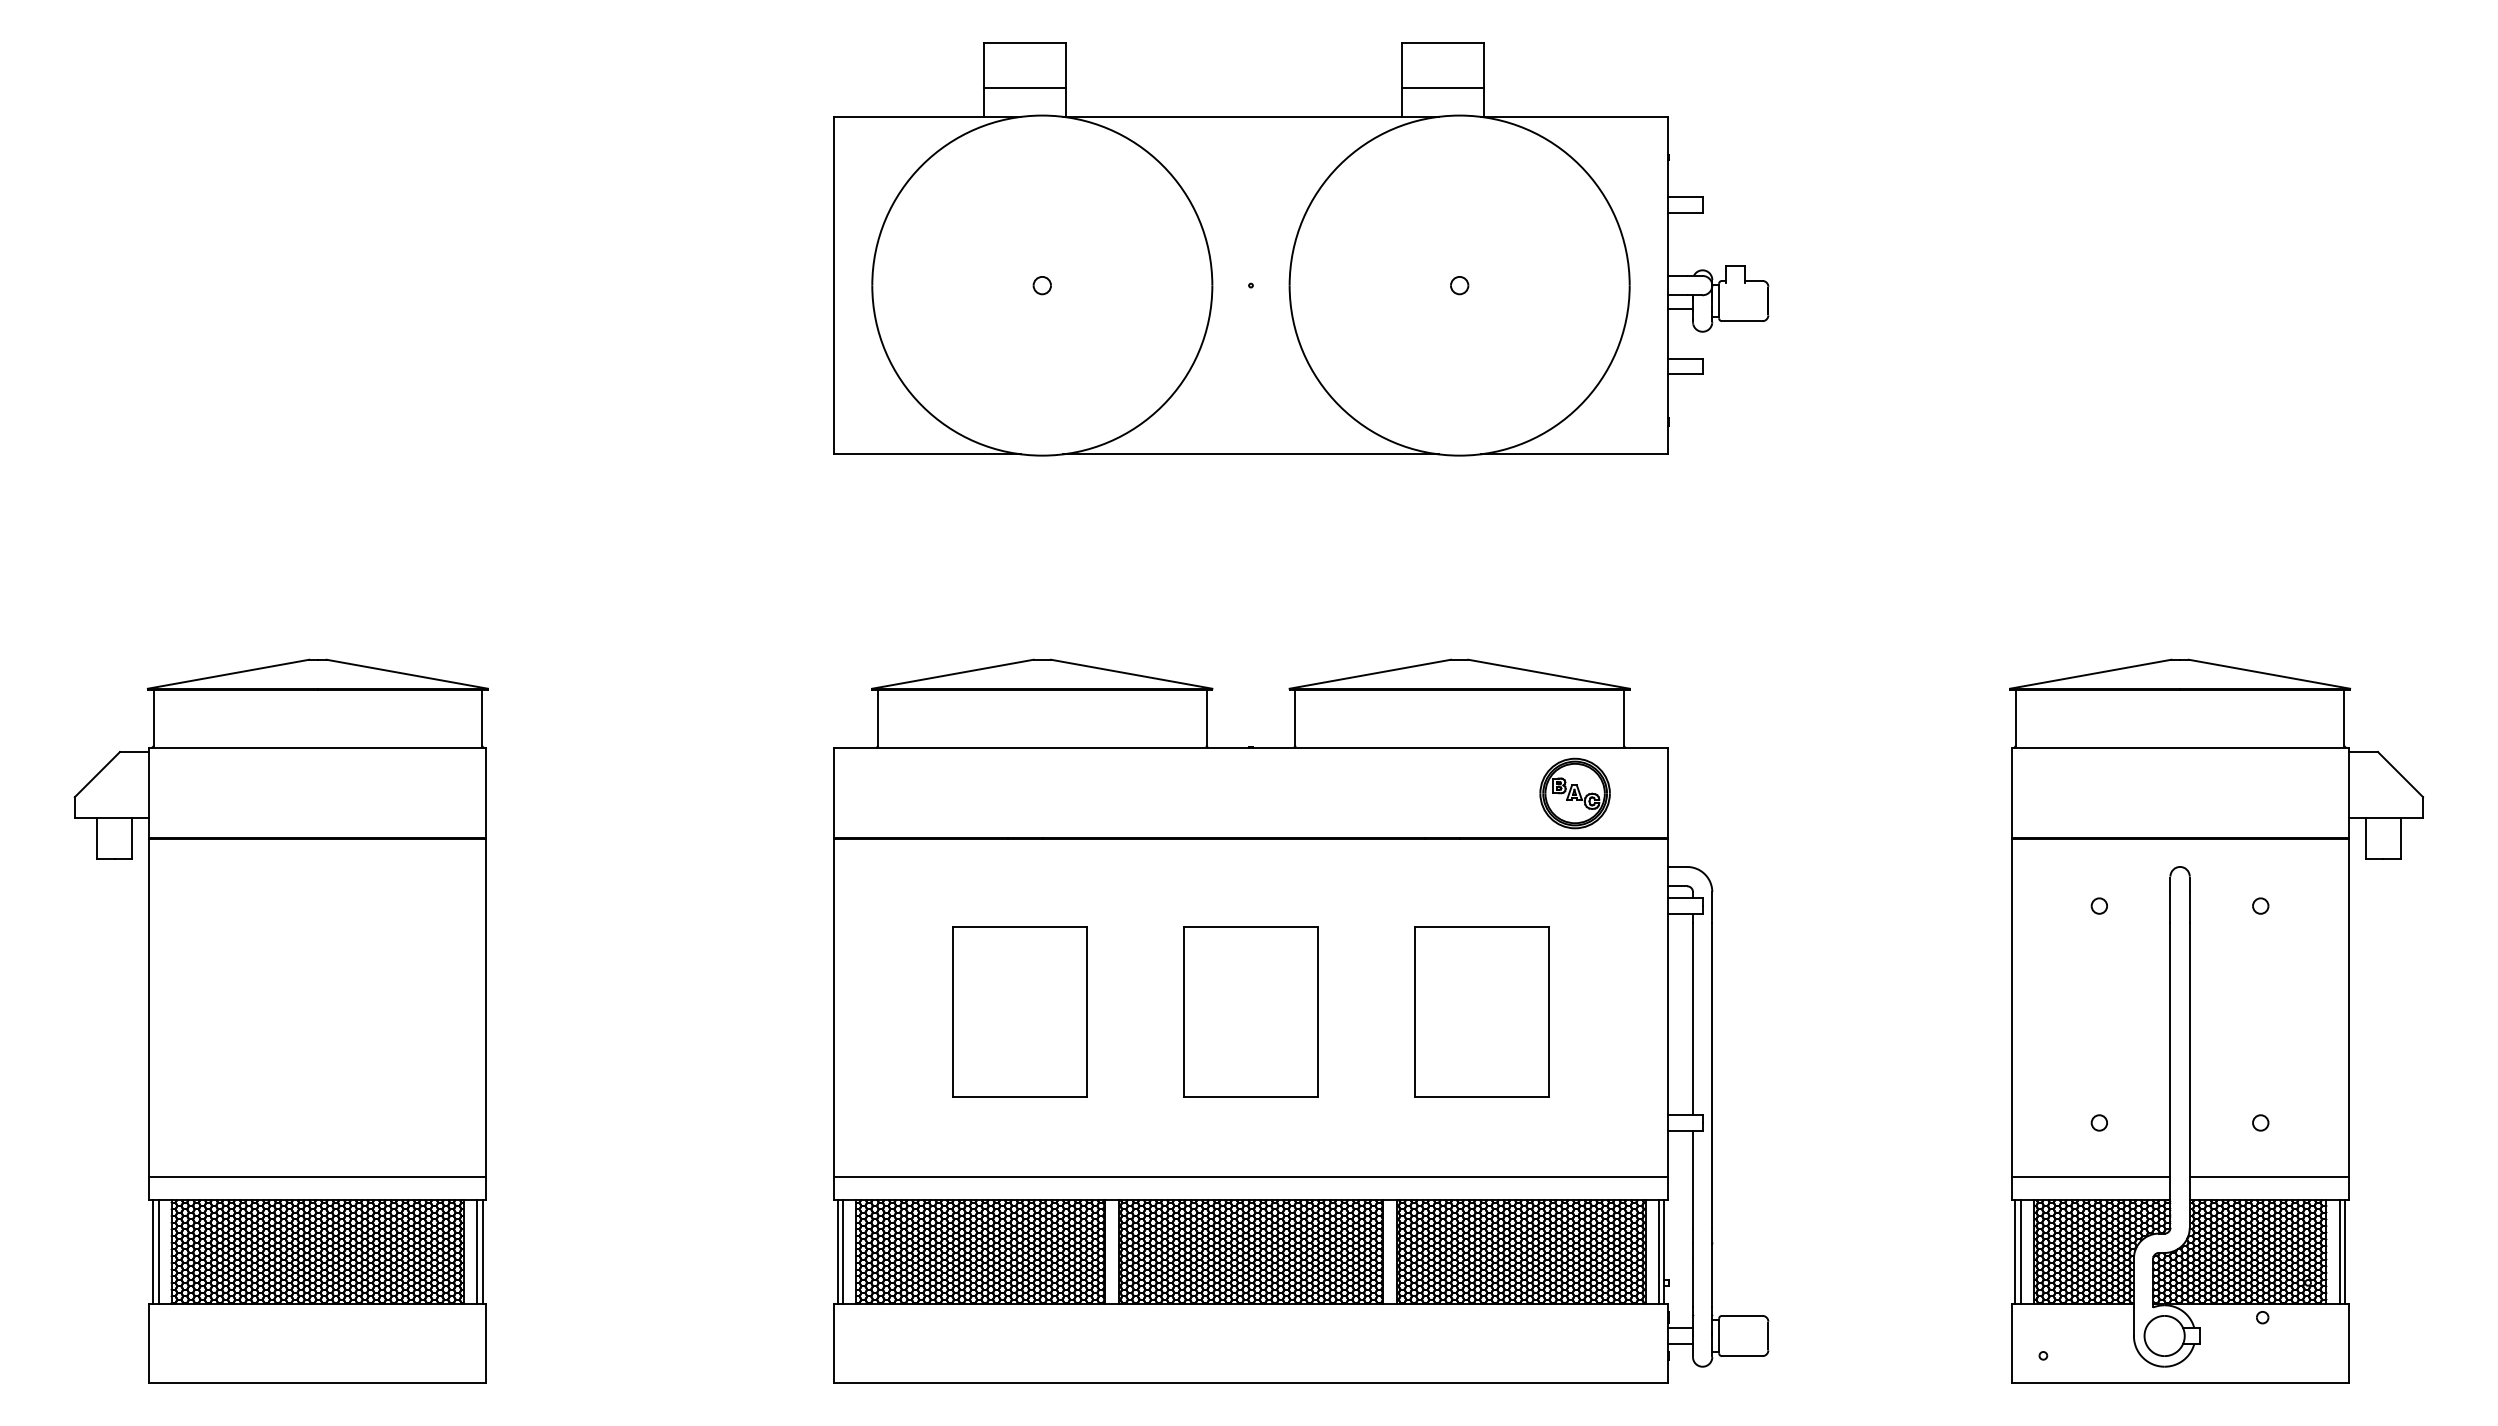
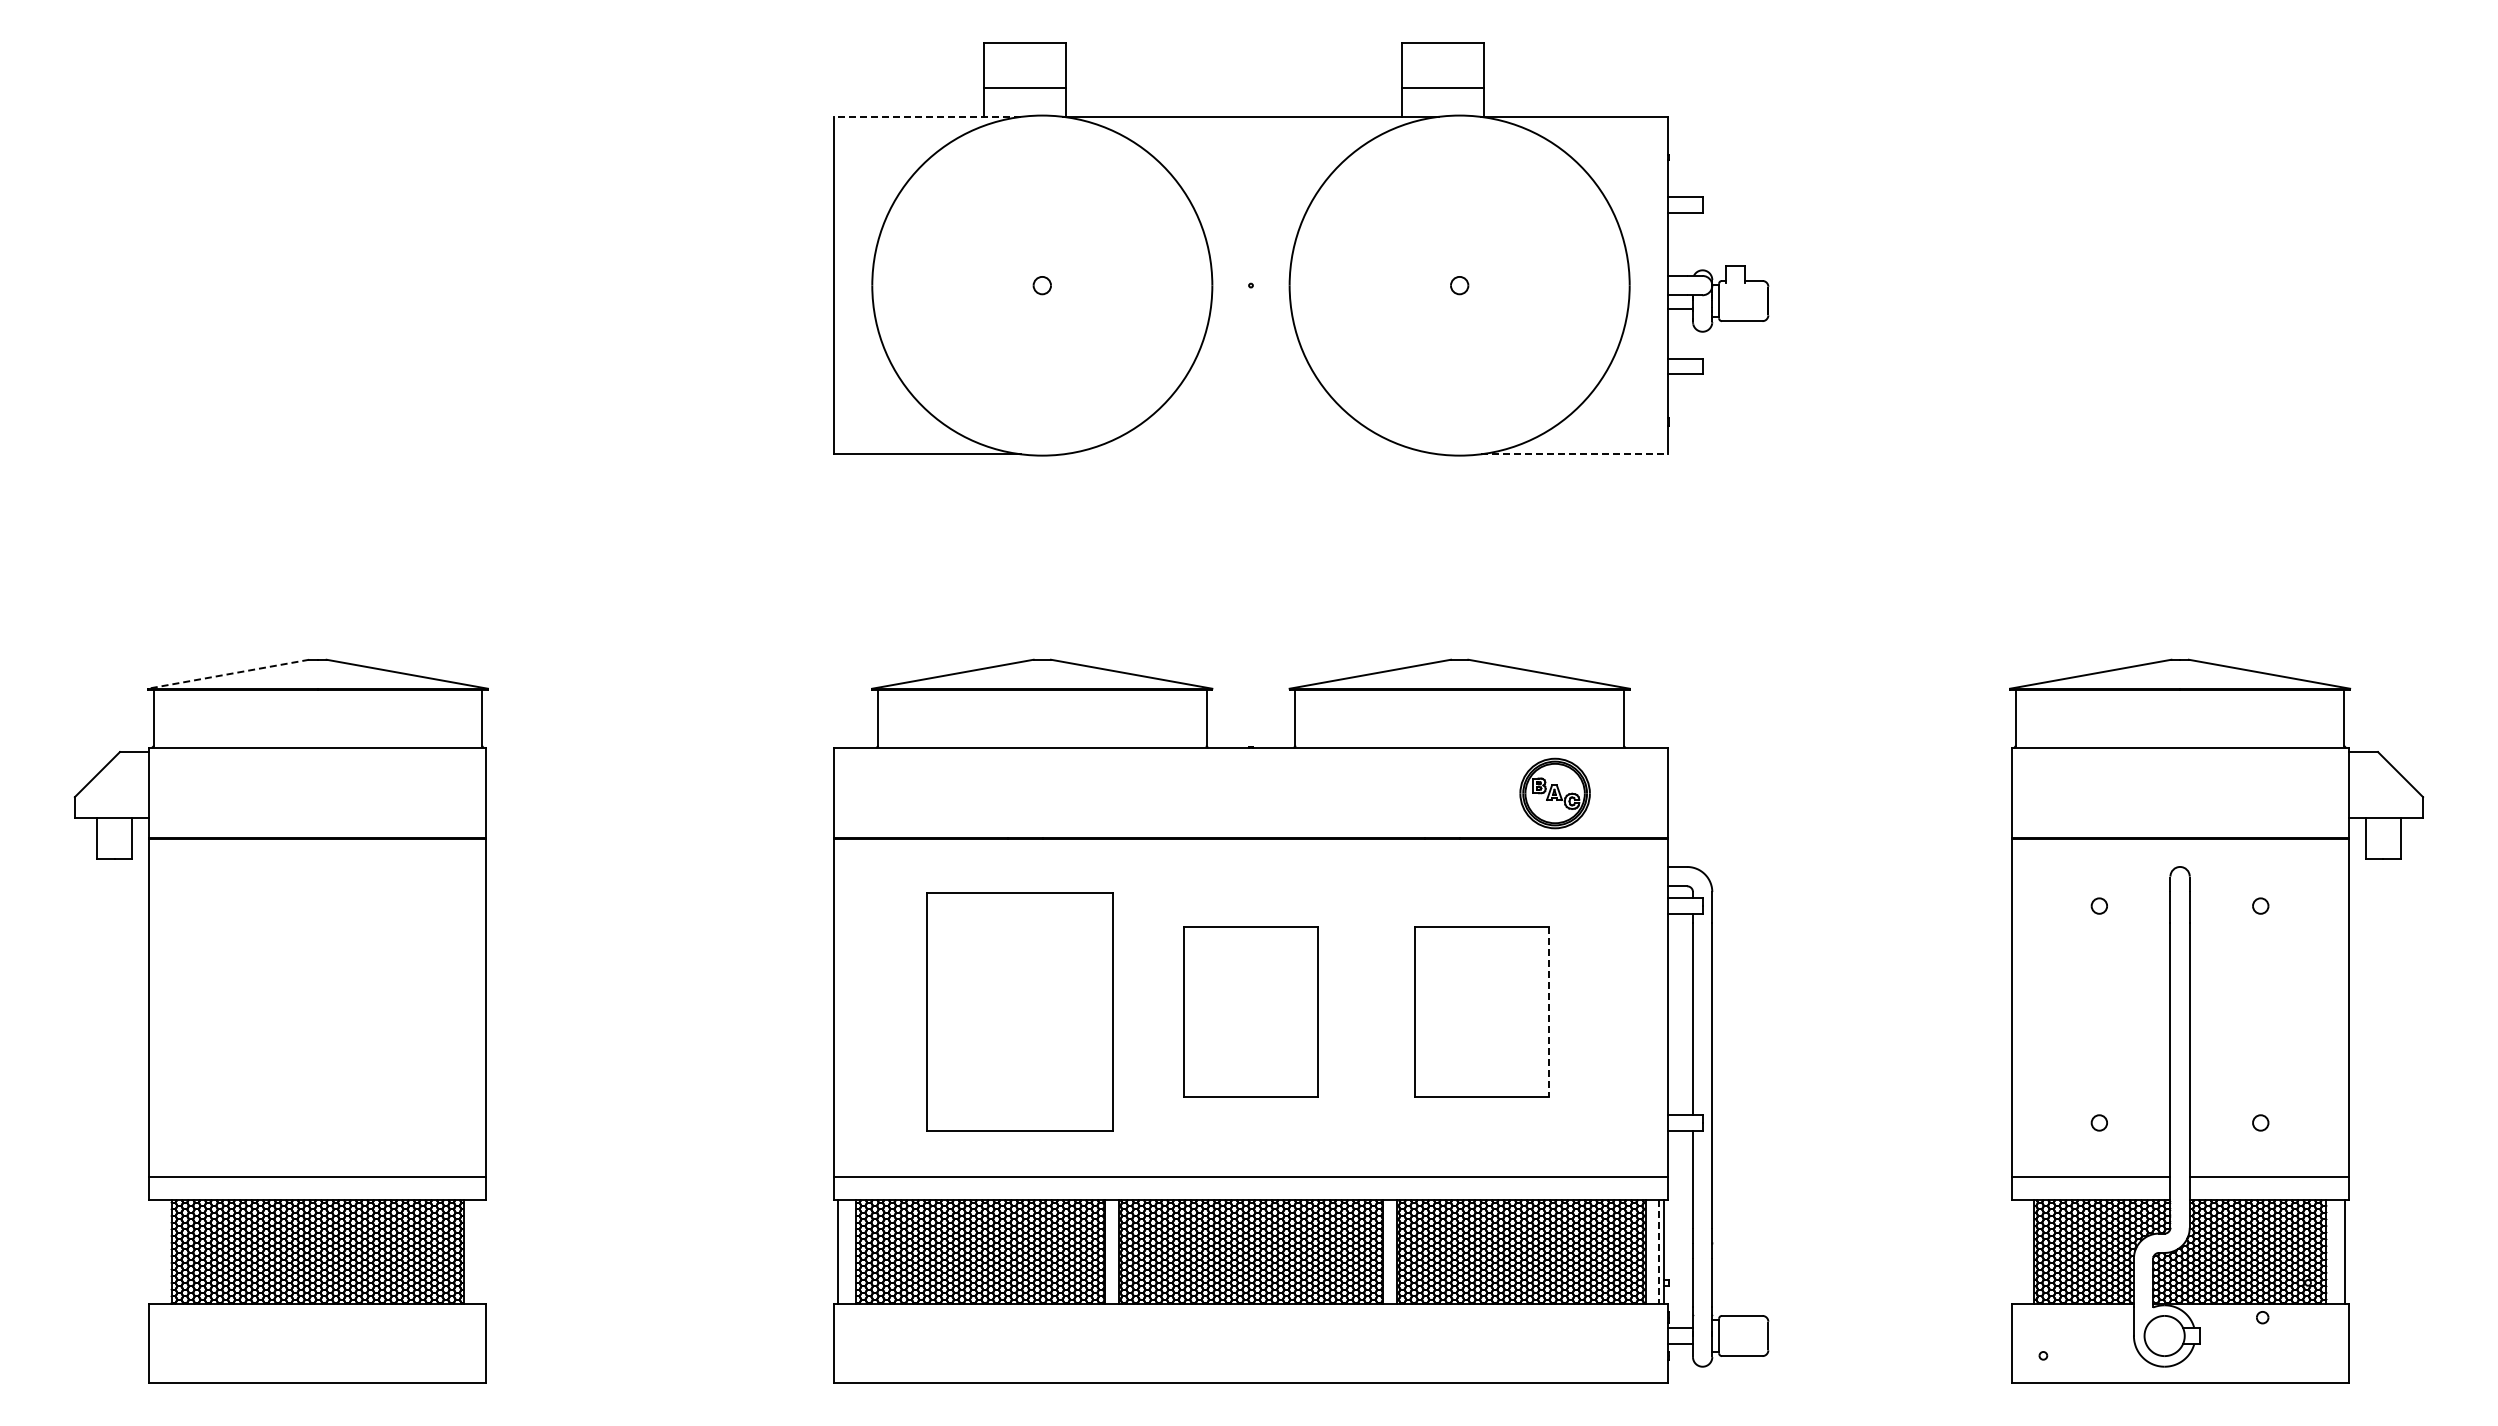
line: solid -> dashed (927, 117)
line: present -> none (1250, 454)
line: solid -> dashed (1574, 454)
line: solid -> dashed (228, 674)
part position: (1574, 793) -> (1554, 793) (1554, 793)
part size: 136x172 px -> 188x240 px (1019, 1011)
line: solid -> dashed (1548, 1012)
line: present -> none (153, 1251)
line: present -> none (158, 1251)
line: present -> none (477, 1251)
line: present -> none (482, 1251)
line: present -> none (843, 1251)
line: present -> none (2015, 1251)
line: present -> none (2020, 1251)
line: present -> none (2339, 1251)
line: solid -> dashed (1658, 1252)
